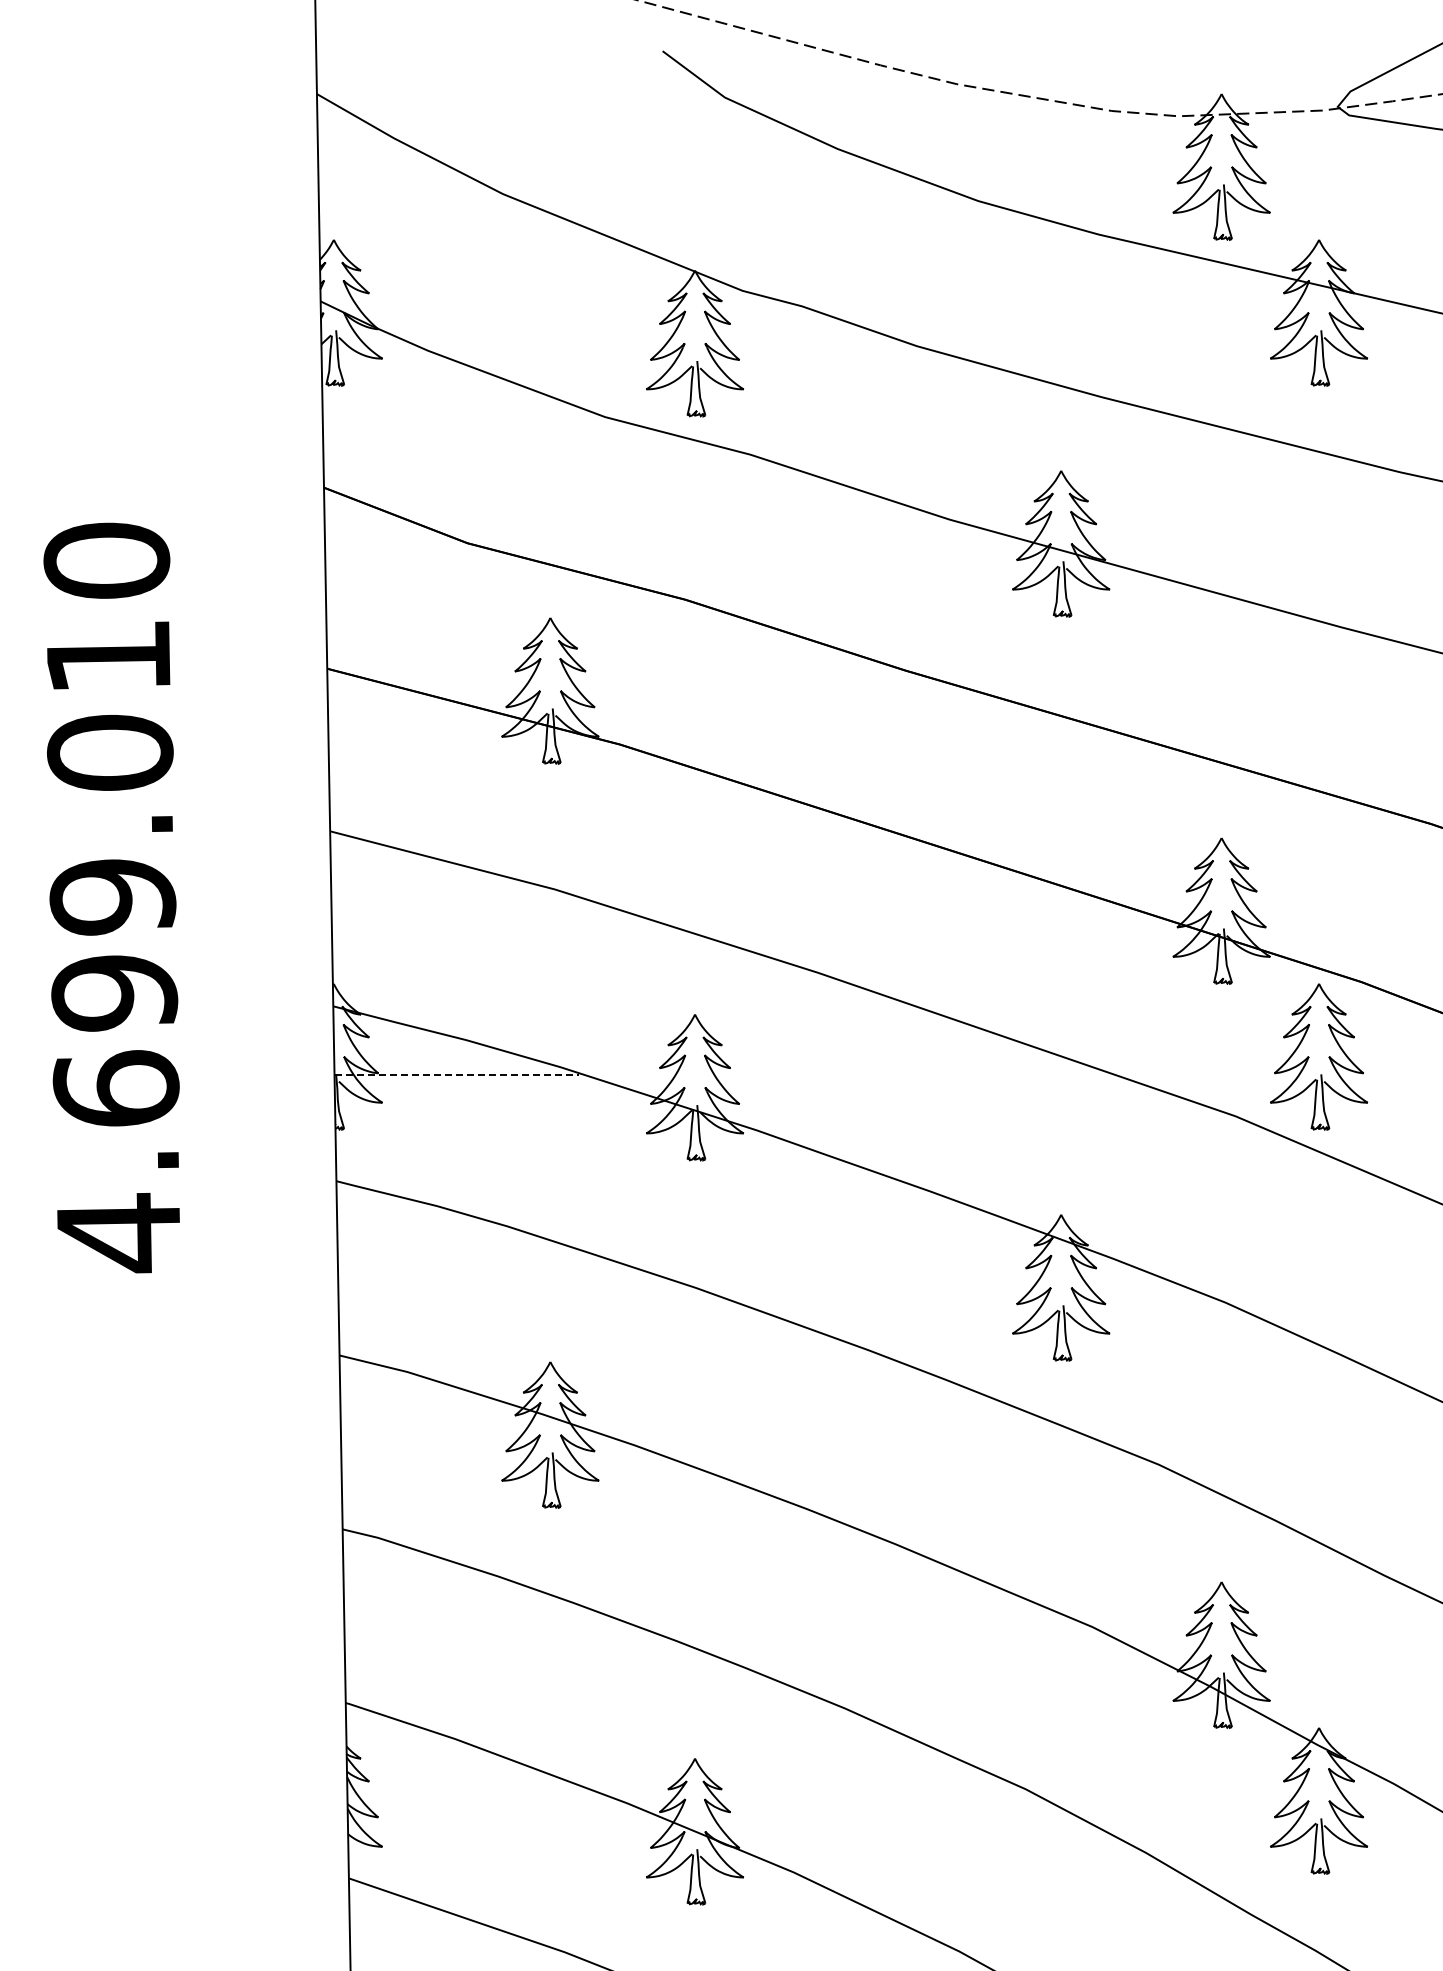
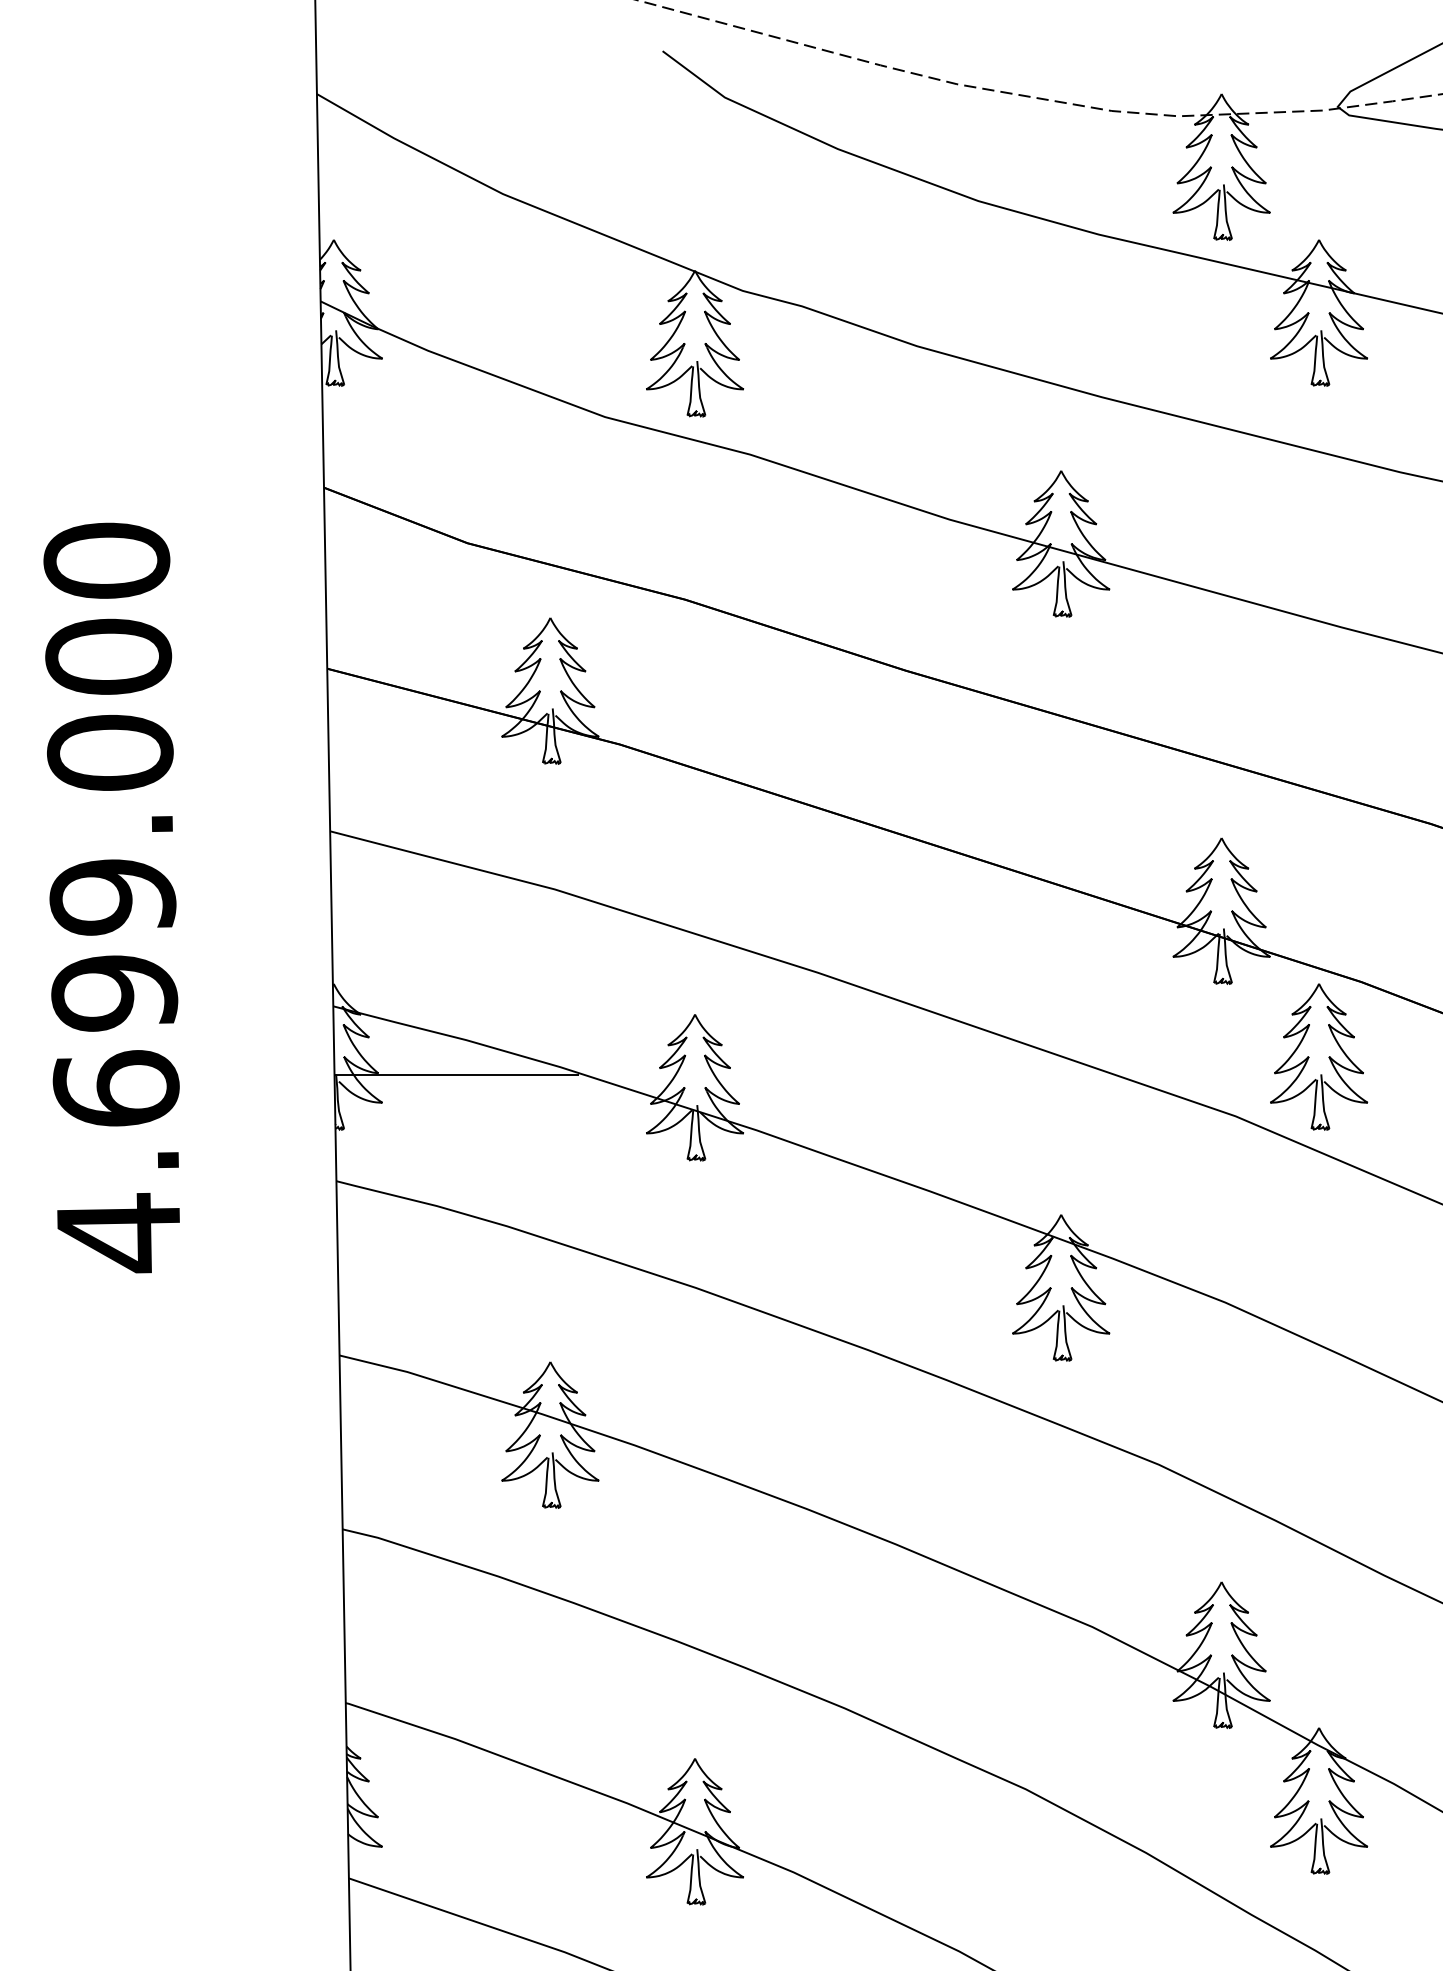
text: 4.699.010 -> 4.699.000 (108, 656)
line: dashed -> solid (457, 1075)
